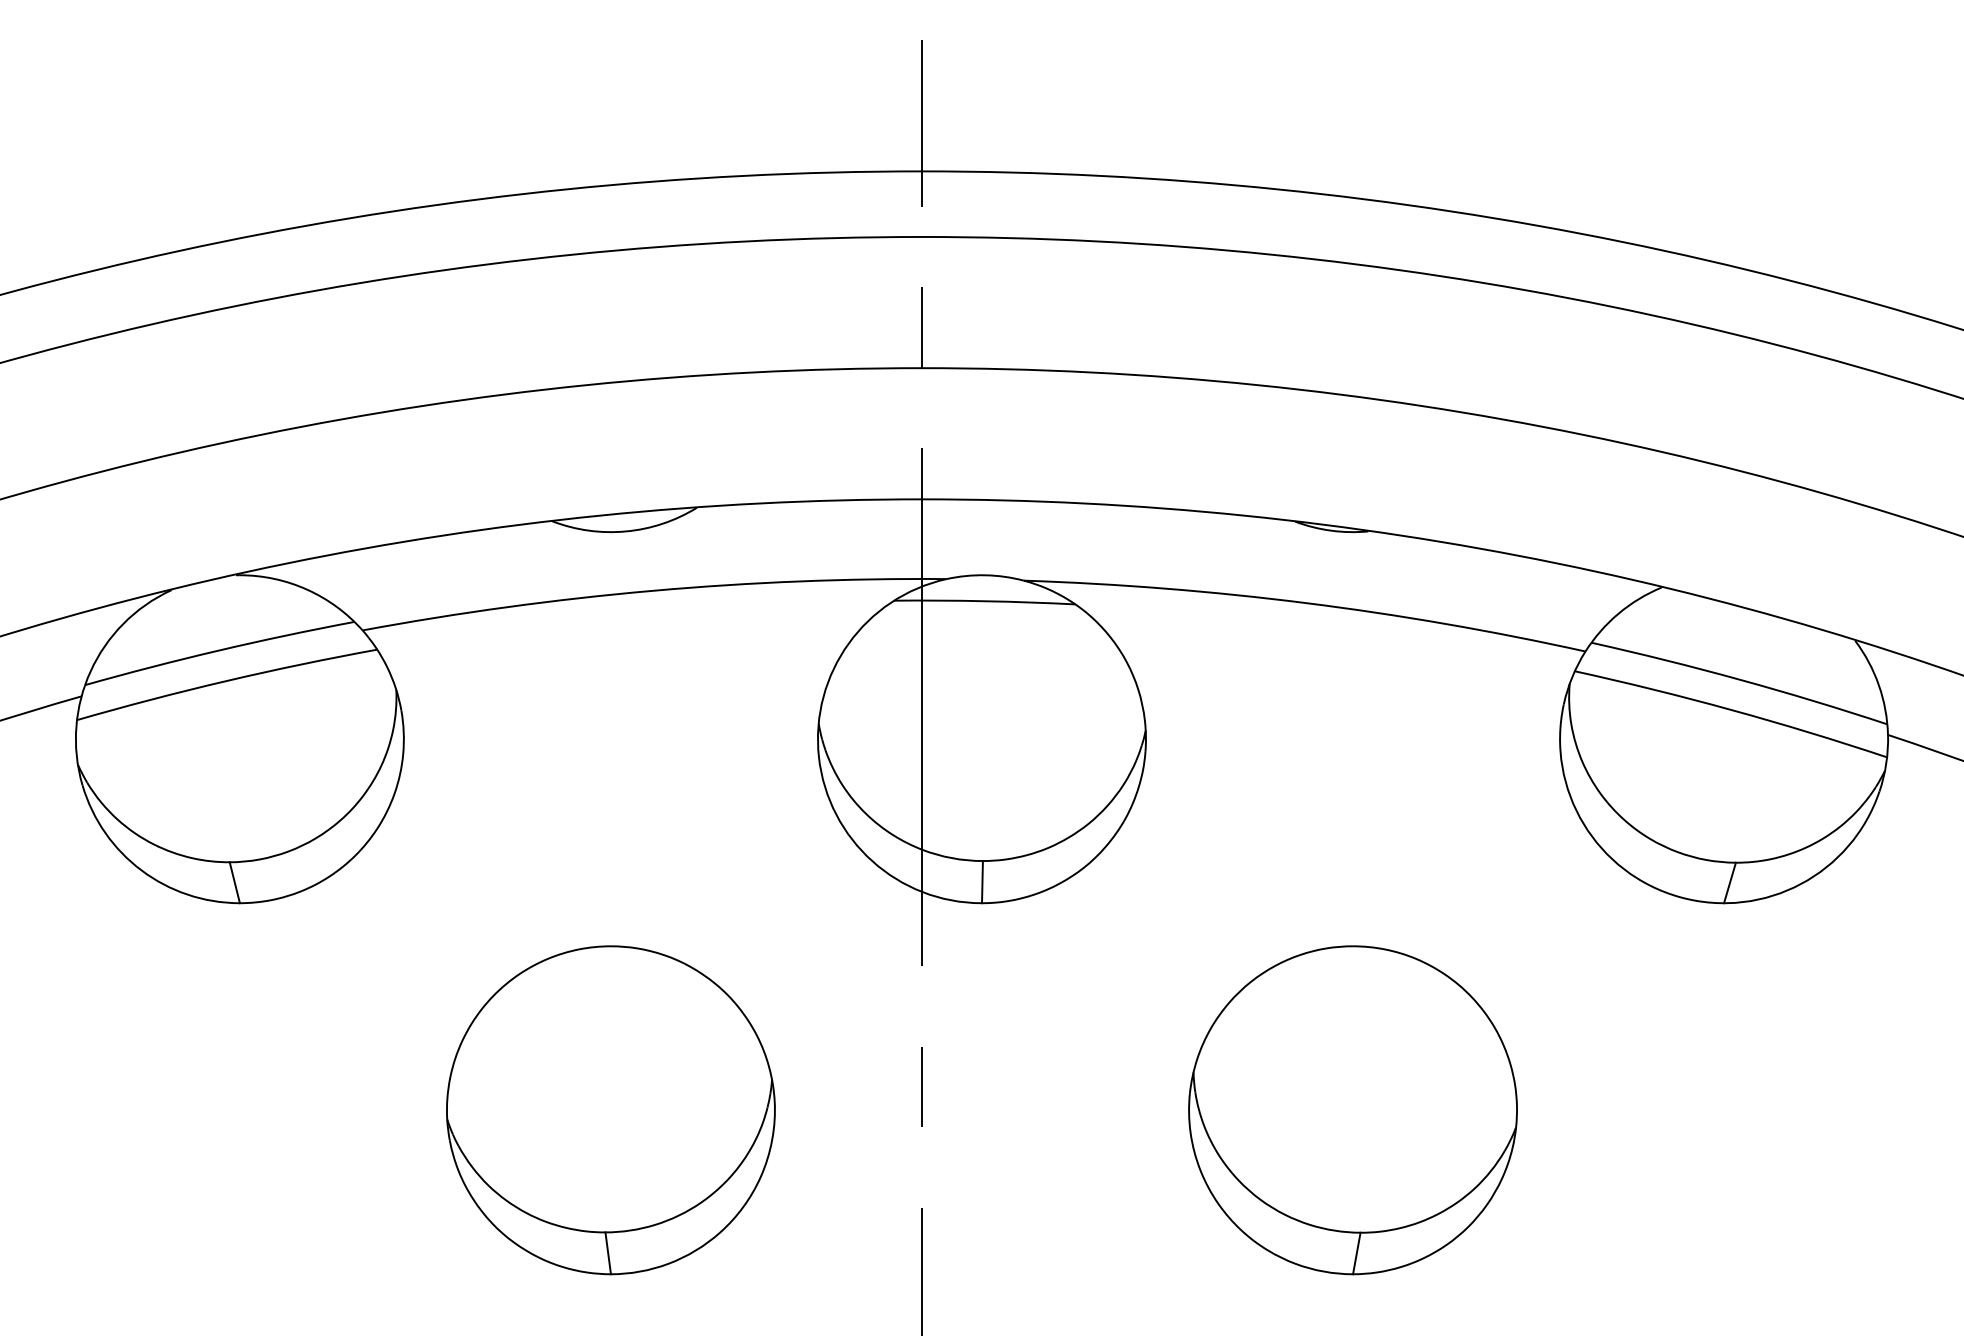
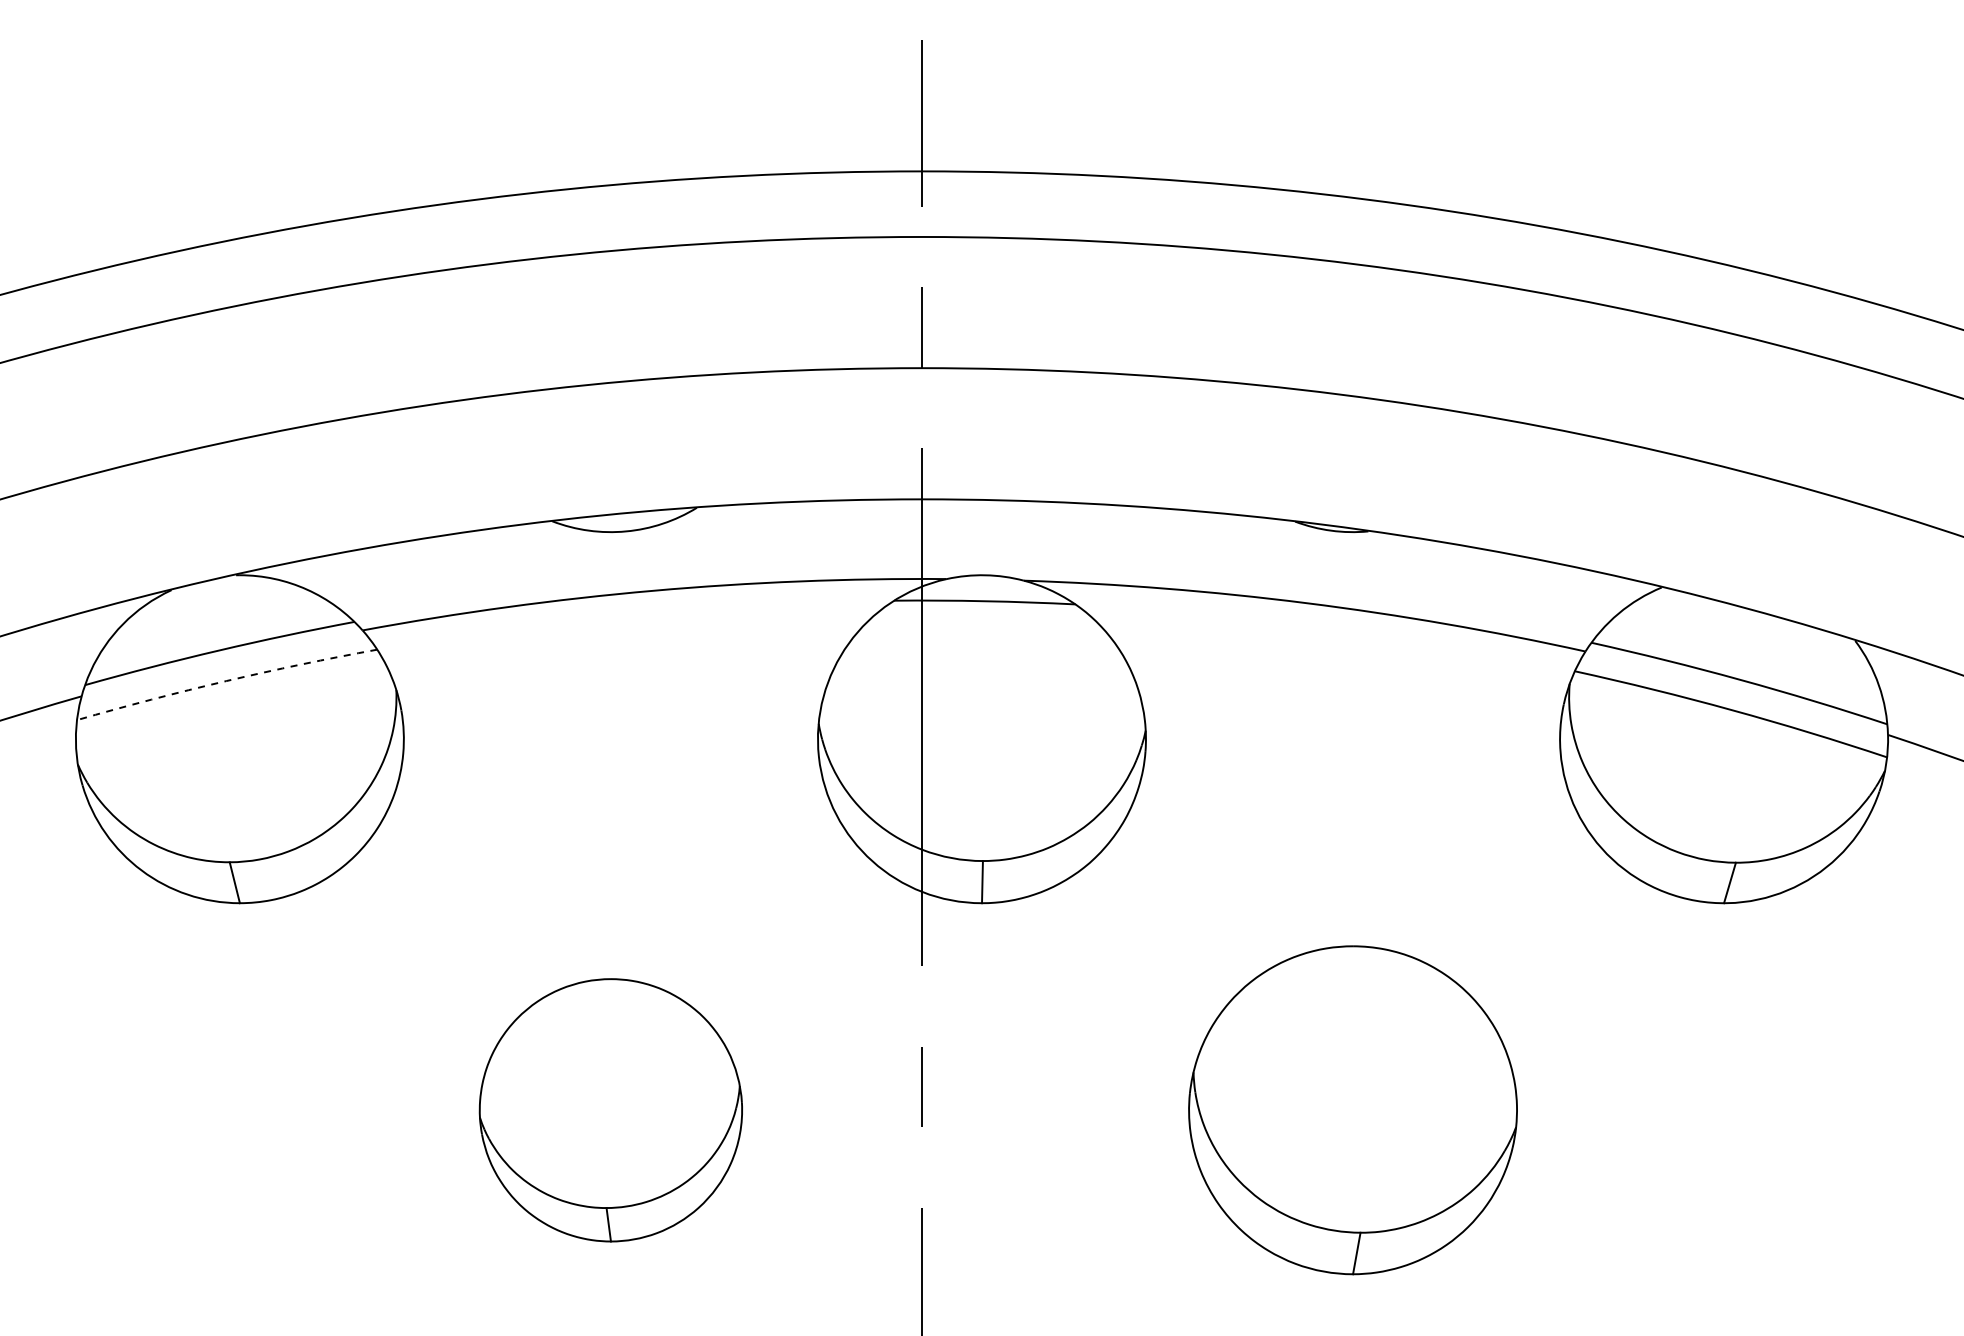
arc: solid -> dashed (226, 681)
part size: 330x331 px -> 265x265 px (610, 1110)
